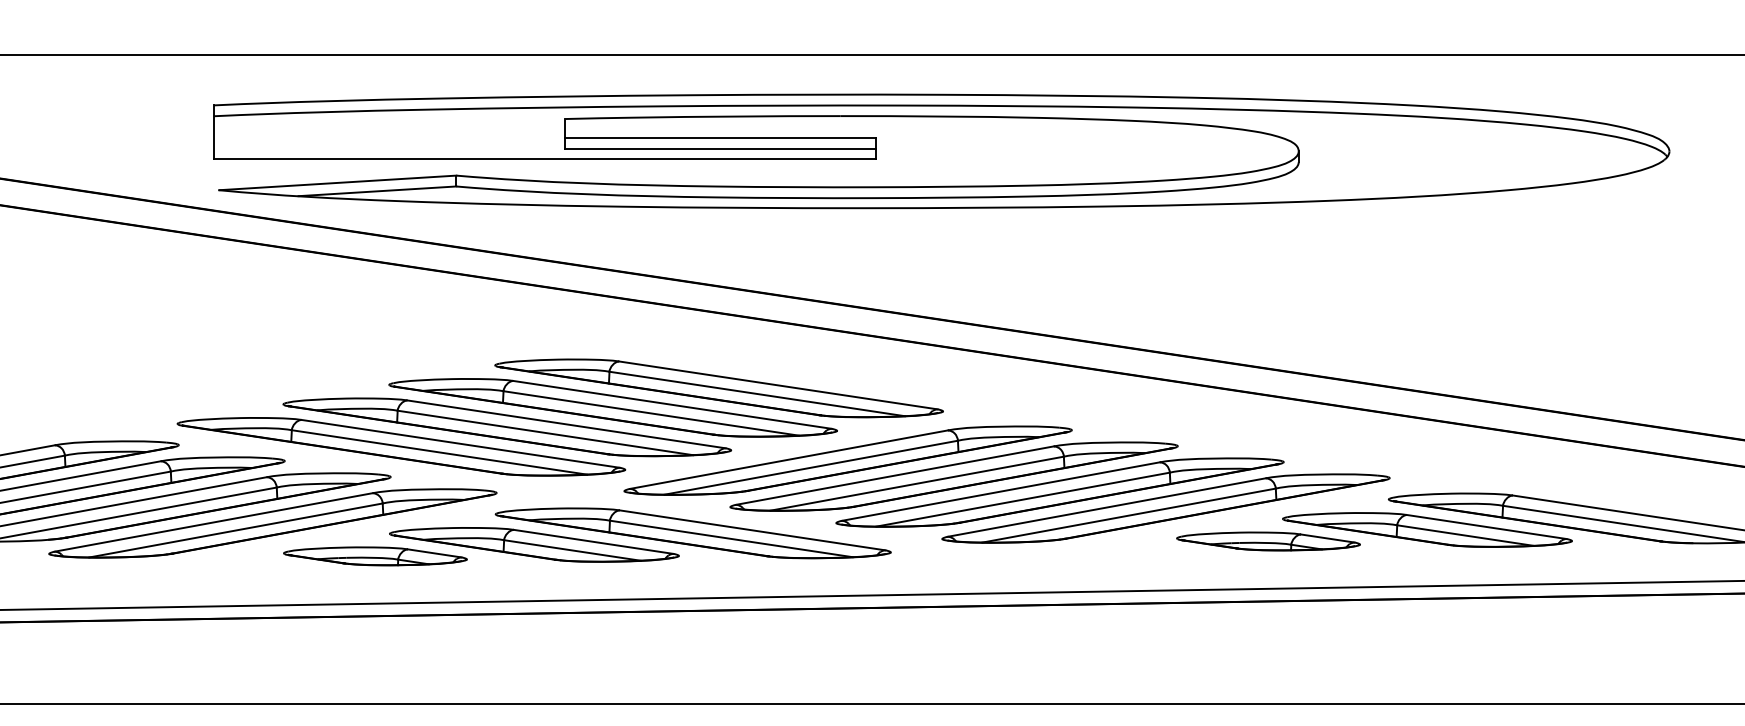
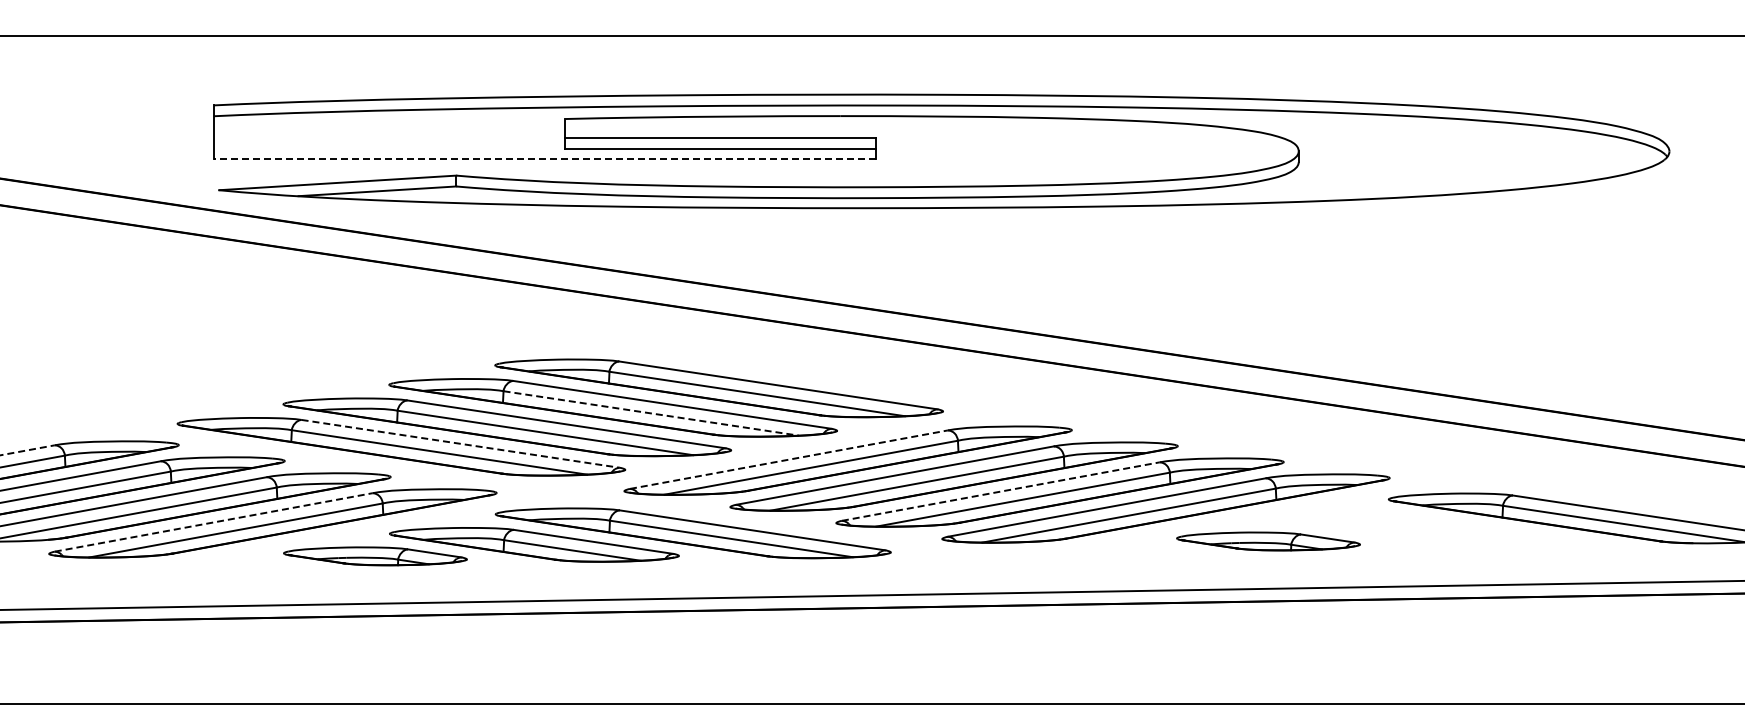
line position: (871, 55) -> (871, 36) (871, 36)
line: solid -> dashed (544, 158)
line: solid -> dashed (651, 413)
line: solid -> dashed (460, 443)
line: solid -> dashed (28, 450)
line: solid -> dashed (788, 459)
line: solid -> dashed (1000, 491)
line: solid -> dashed (213, 522)
part: present -> none (1427, 529)
